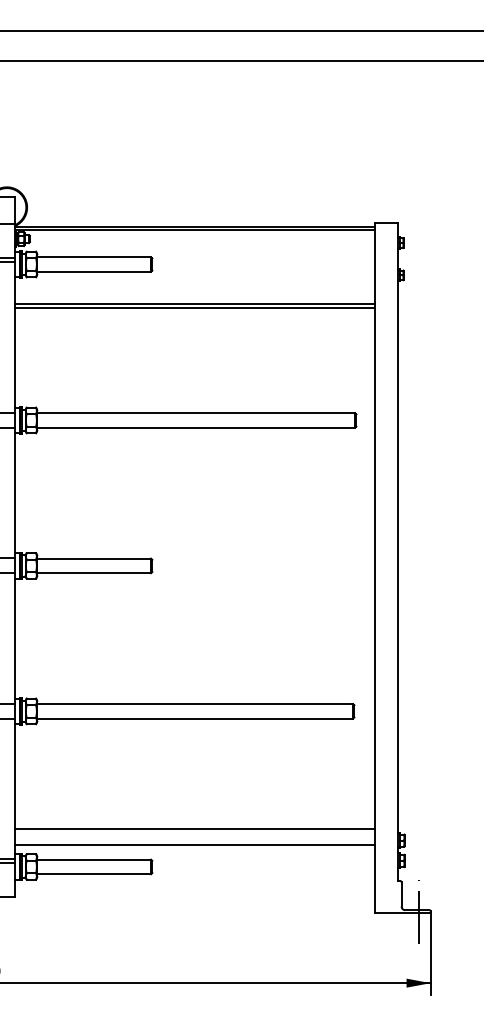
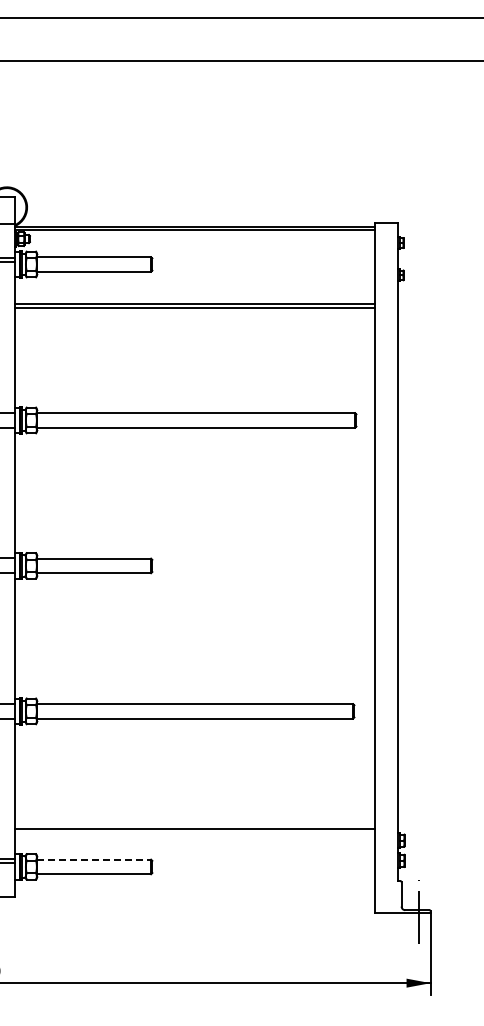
line position: (241, 30) -> (241, 17) (241, 17)
line: present -> none (194, 845)
line: solid -> dashed (94, 859)
